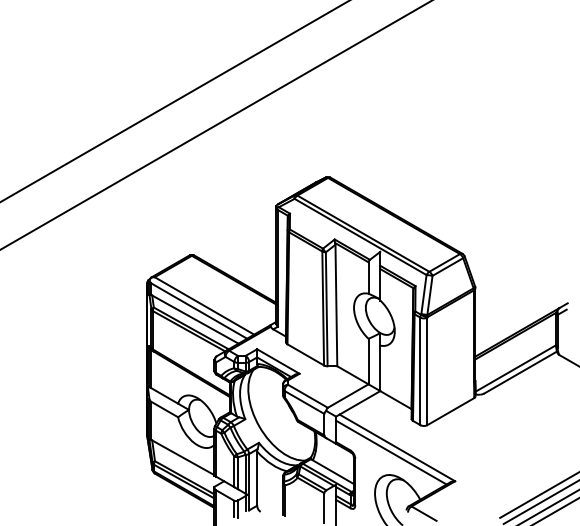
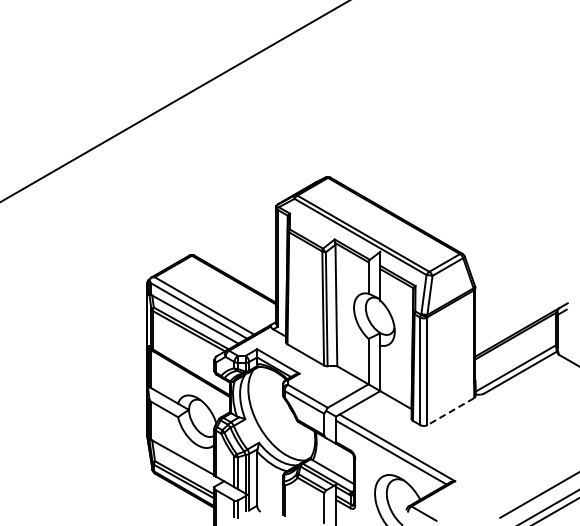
line: present -> none (215, 125)
line: solid -> dashed (450, 411)
line: present -> none (541, 501)
